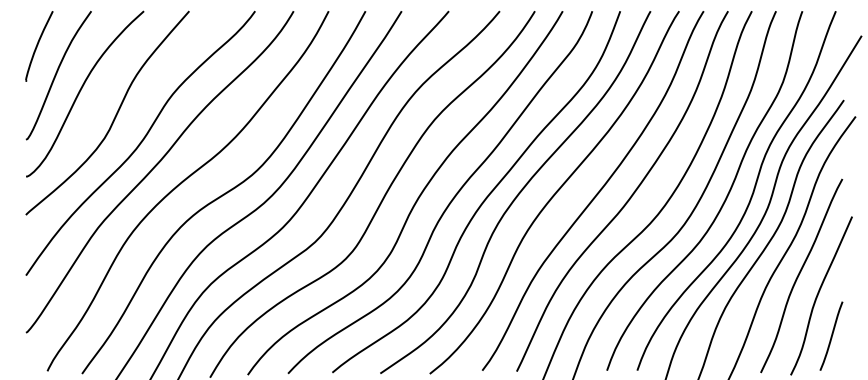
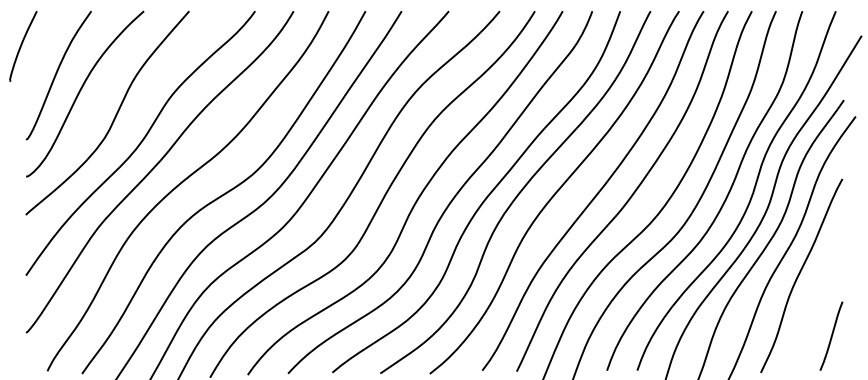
part position: (39, 46) -> (23, 46) (23, 46)
curve: present -> none (819, 293)
